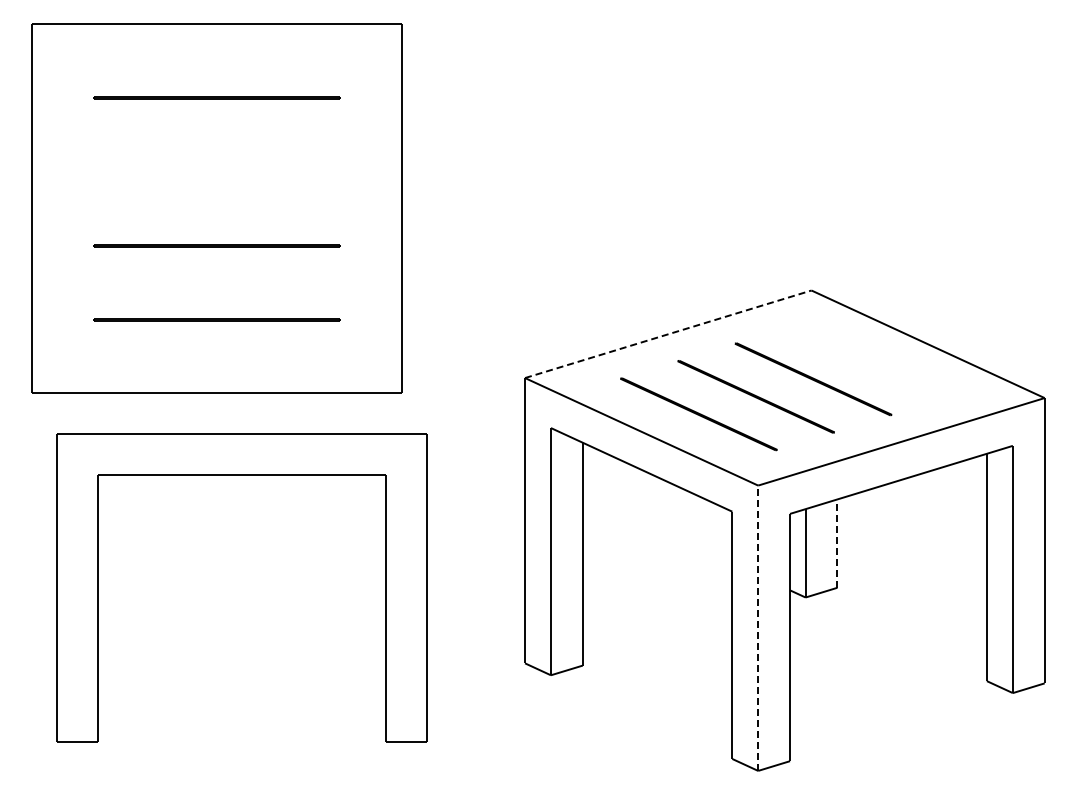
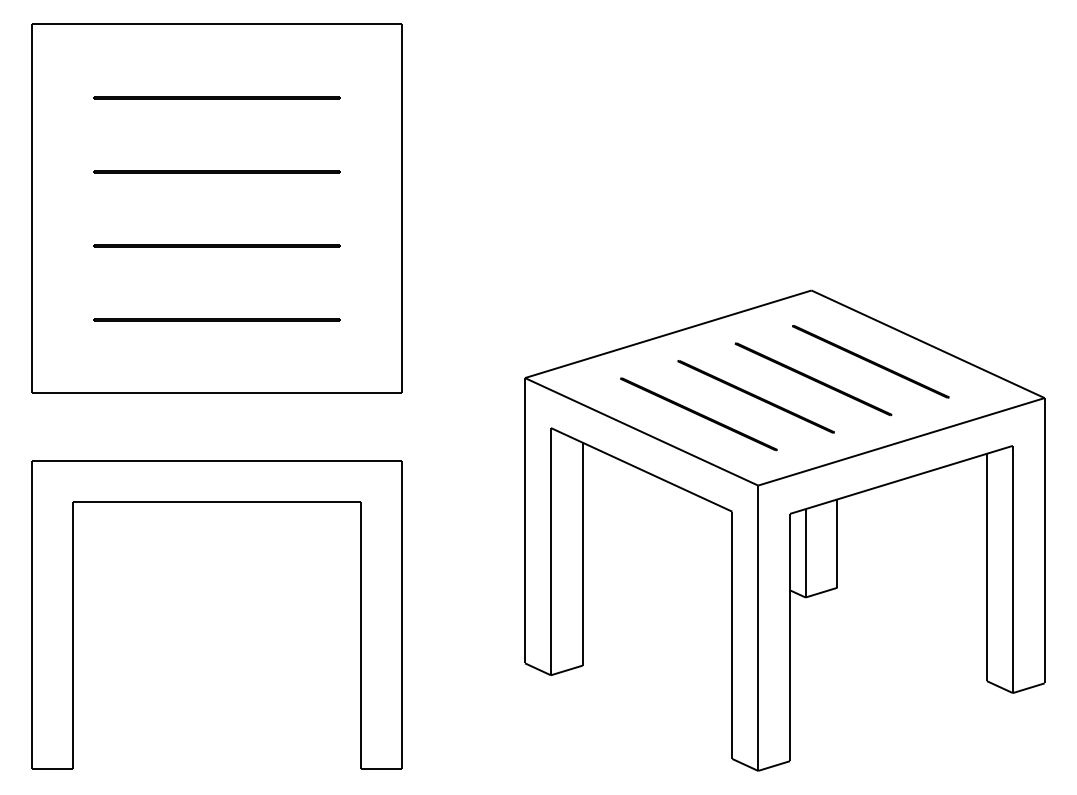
line: none -> present (216, 171)
line: dashed -> solid (668, 334)
line: none -> present (870, 361)
part position: (241, 475) -> (216, 502) (216, 502)
line: dashed -> solid (837, 543)
line: dashed -> solid (758, 628)
